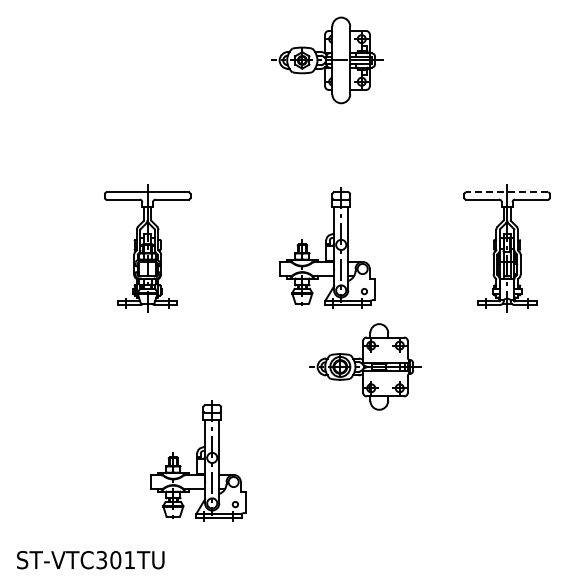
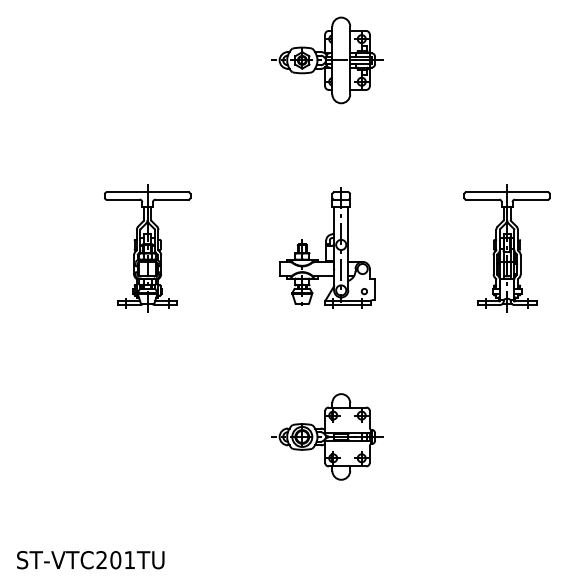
line: dashed -> solid (506, 192)
part position: (365, 366) -> (327, 436) (327, 436)
part: present -> none (198, 460)
text: ST-VTC301TU -> ST-VTC201TU (101, 560)
